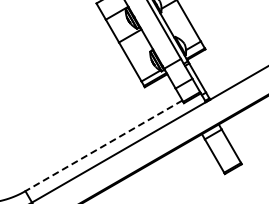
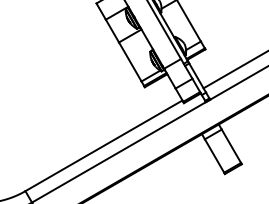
line: none -> present (234, 70)
line: dashed -> solid (103, 145)
